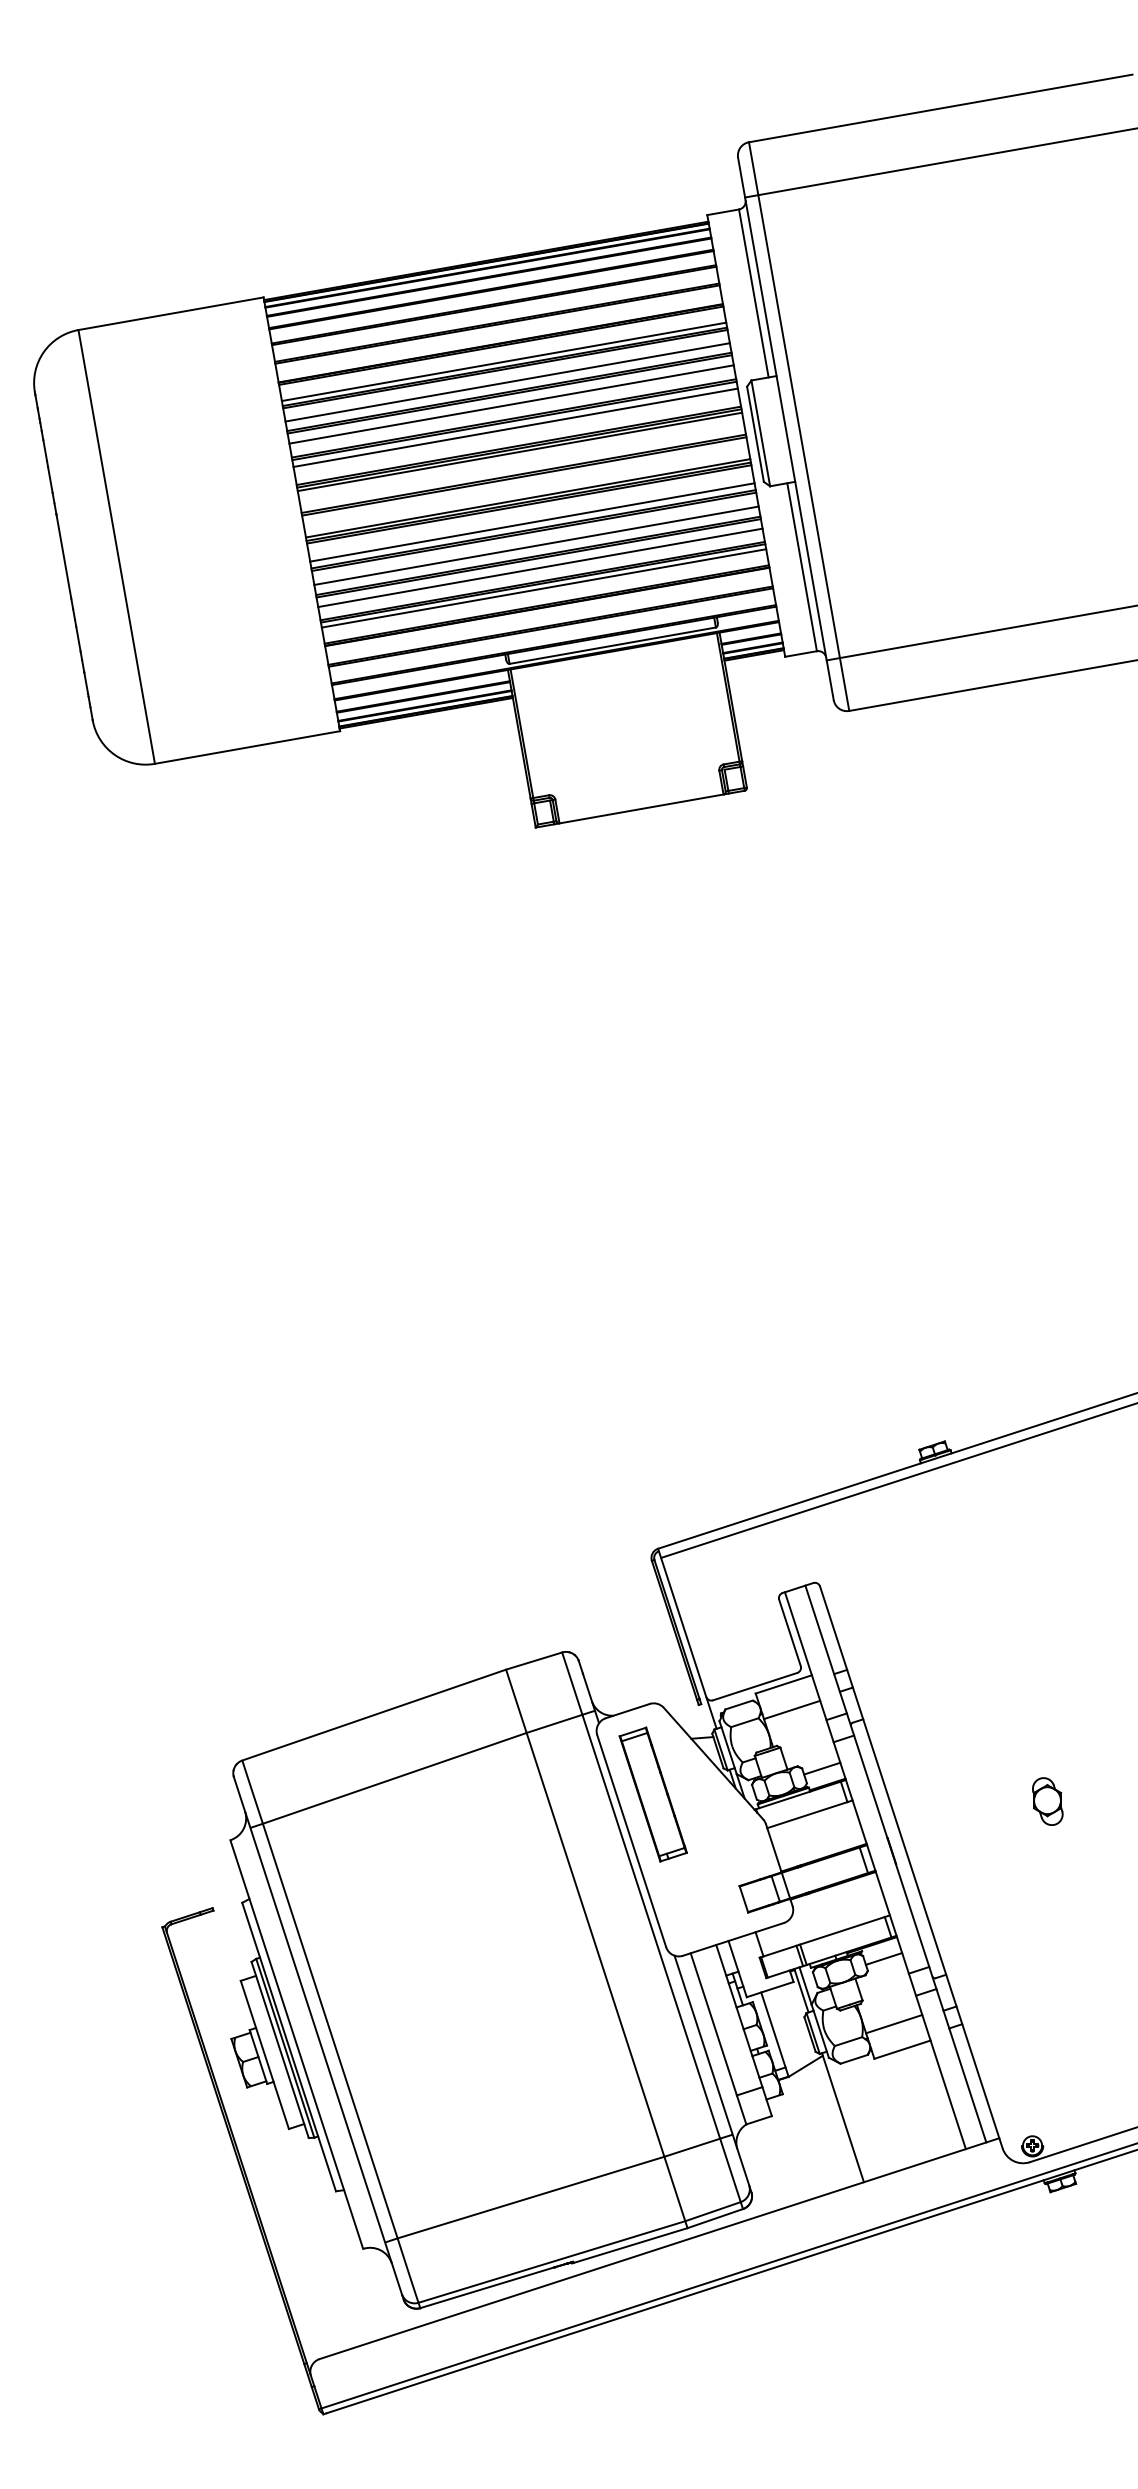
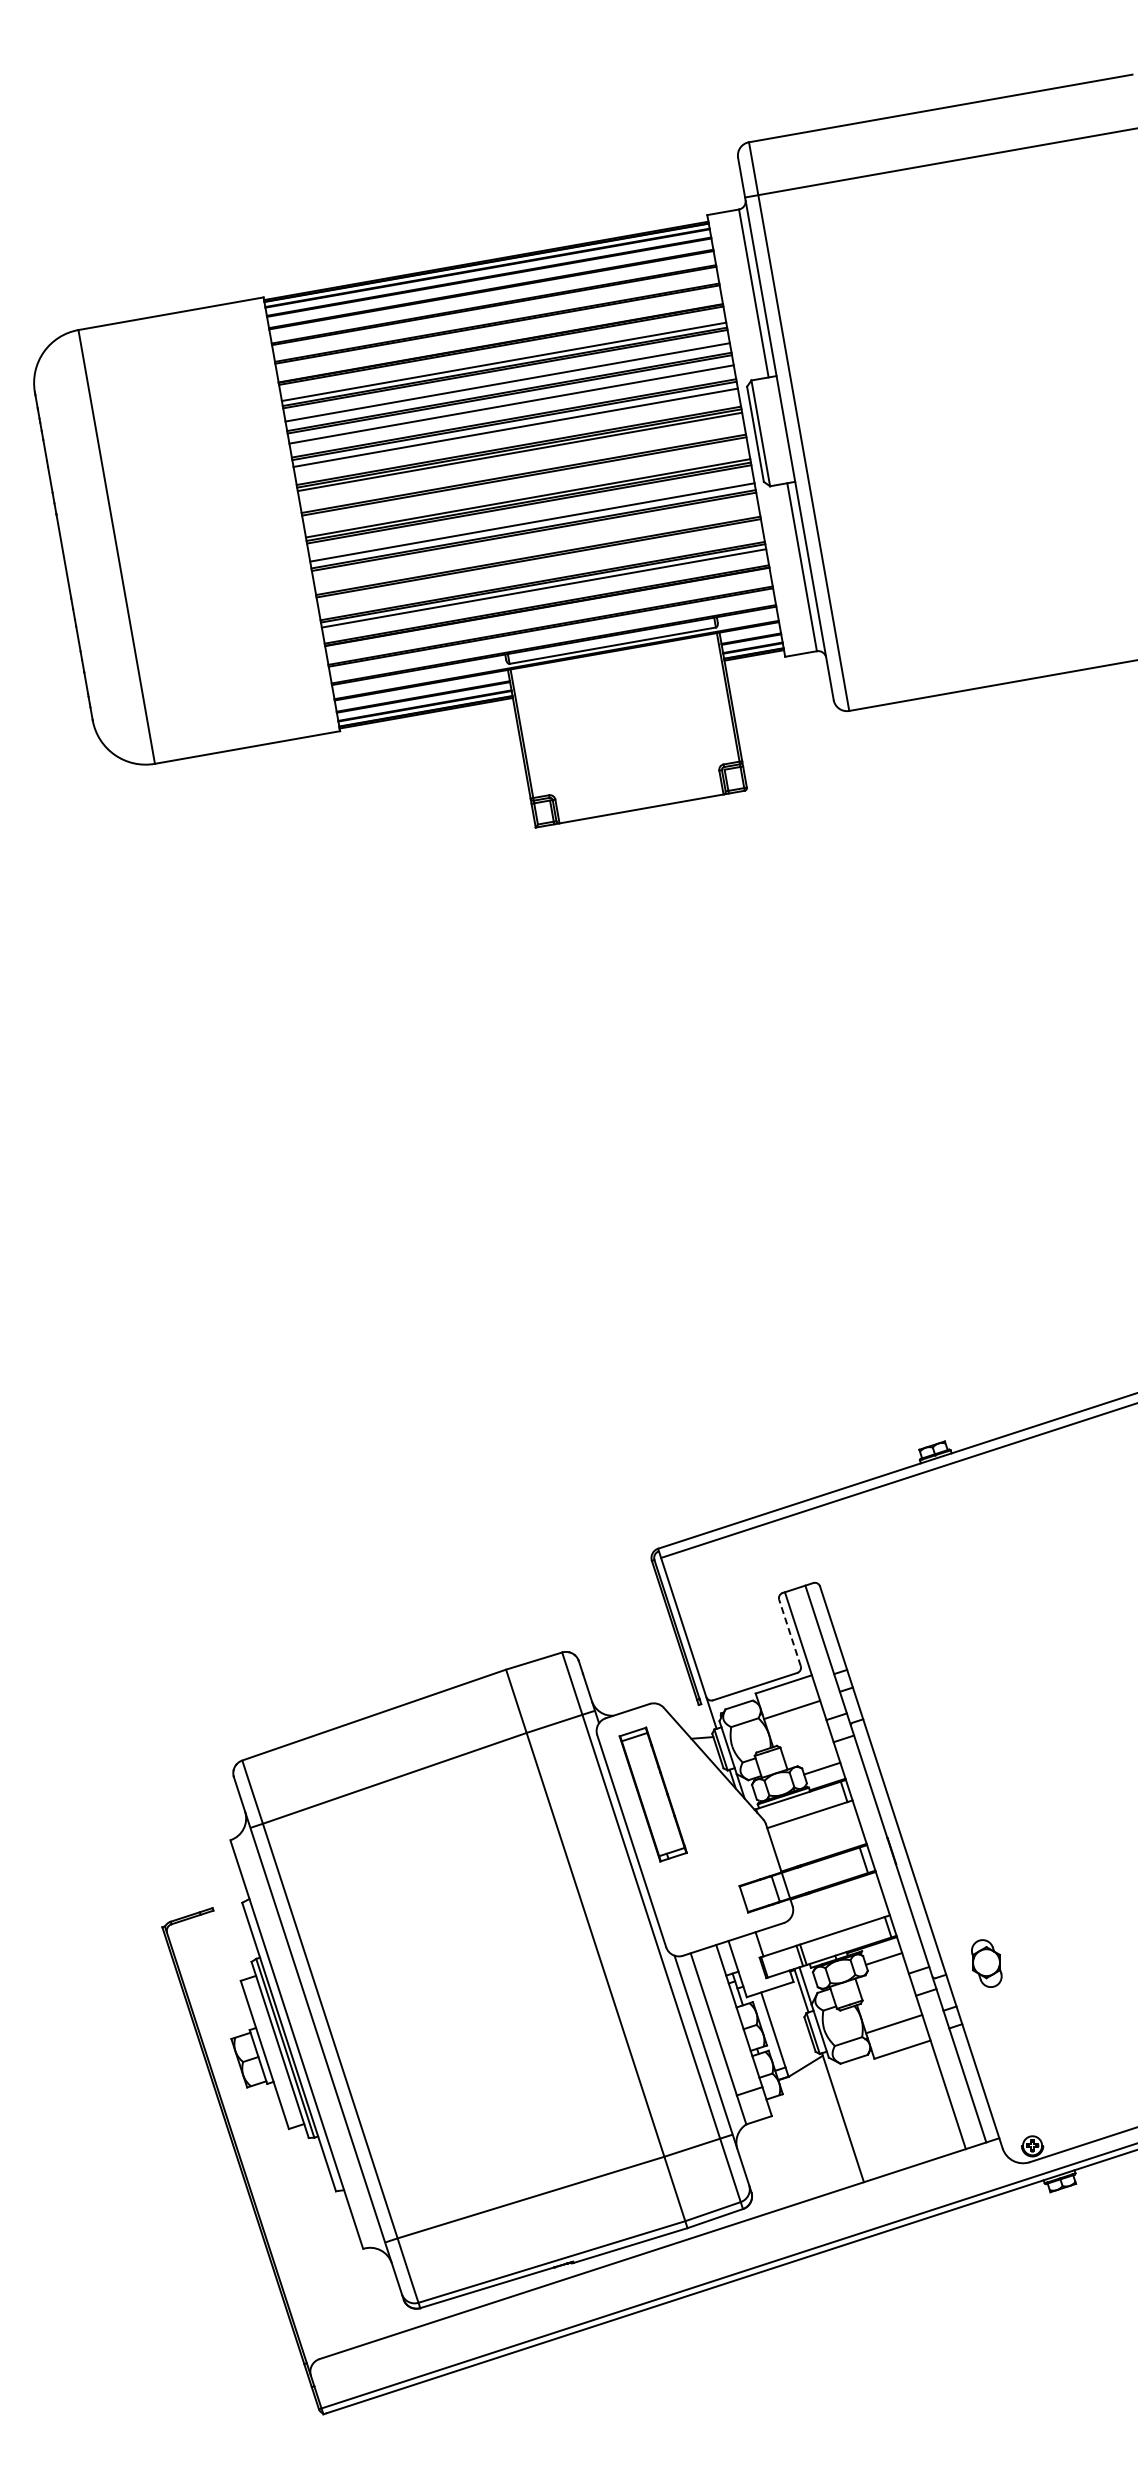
line: present -> none (536, 545)
line: present -> none (540, 567)
line: present -> none (980, 633)
line: solid -> dashed (789, 1632)
part position: (1047, 1801) -> (986, 1963) (986, 1963)
